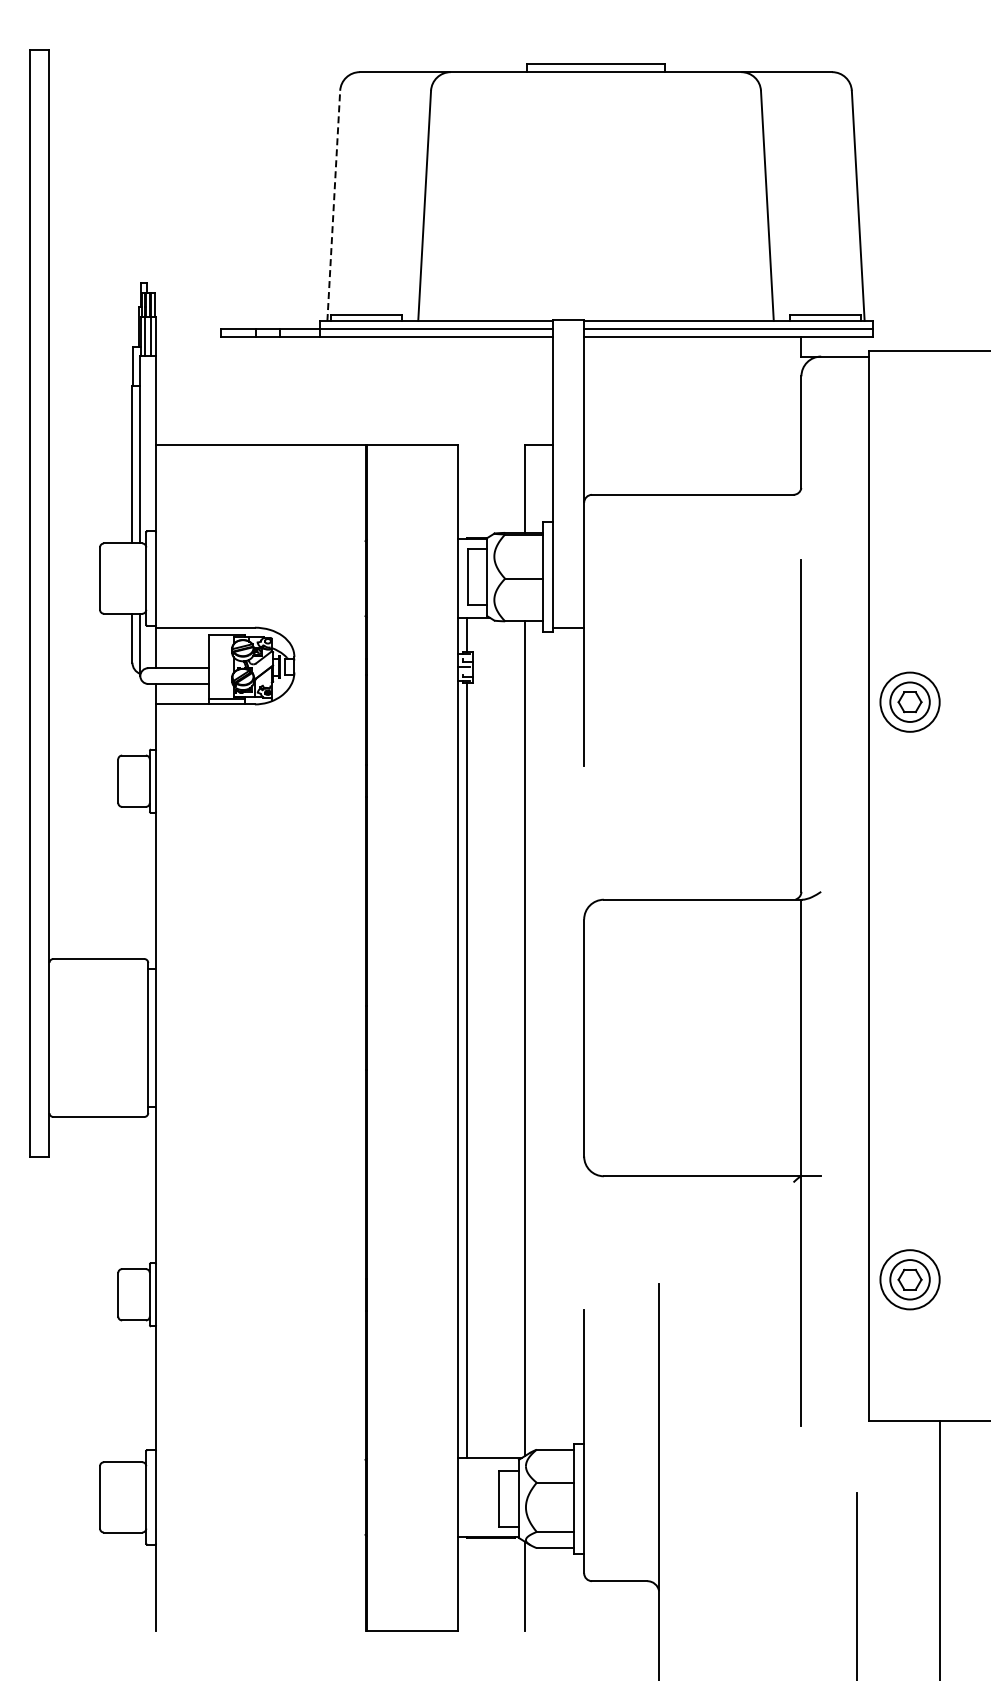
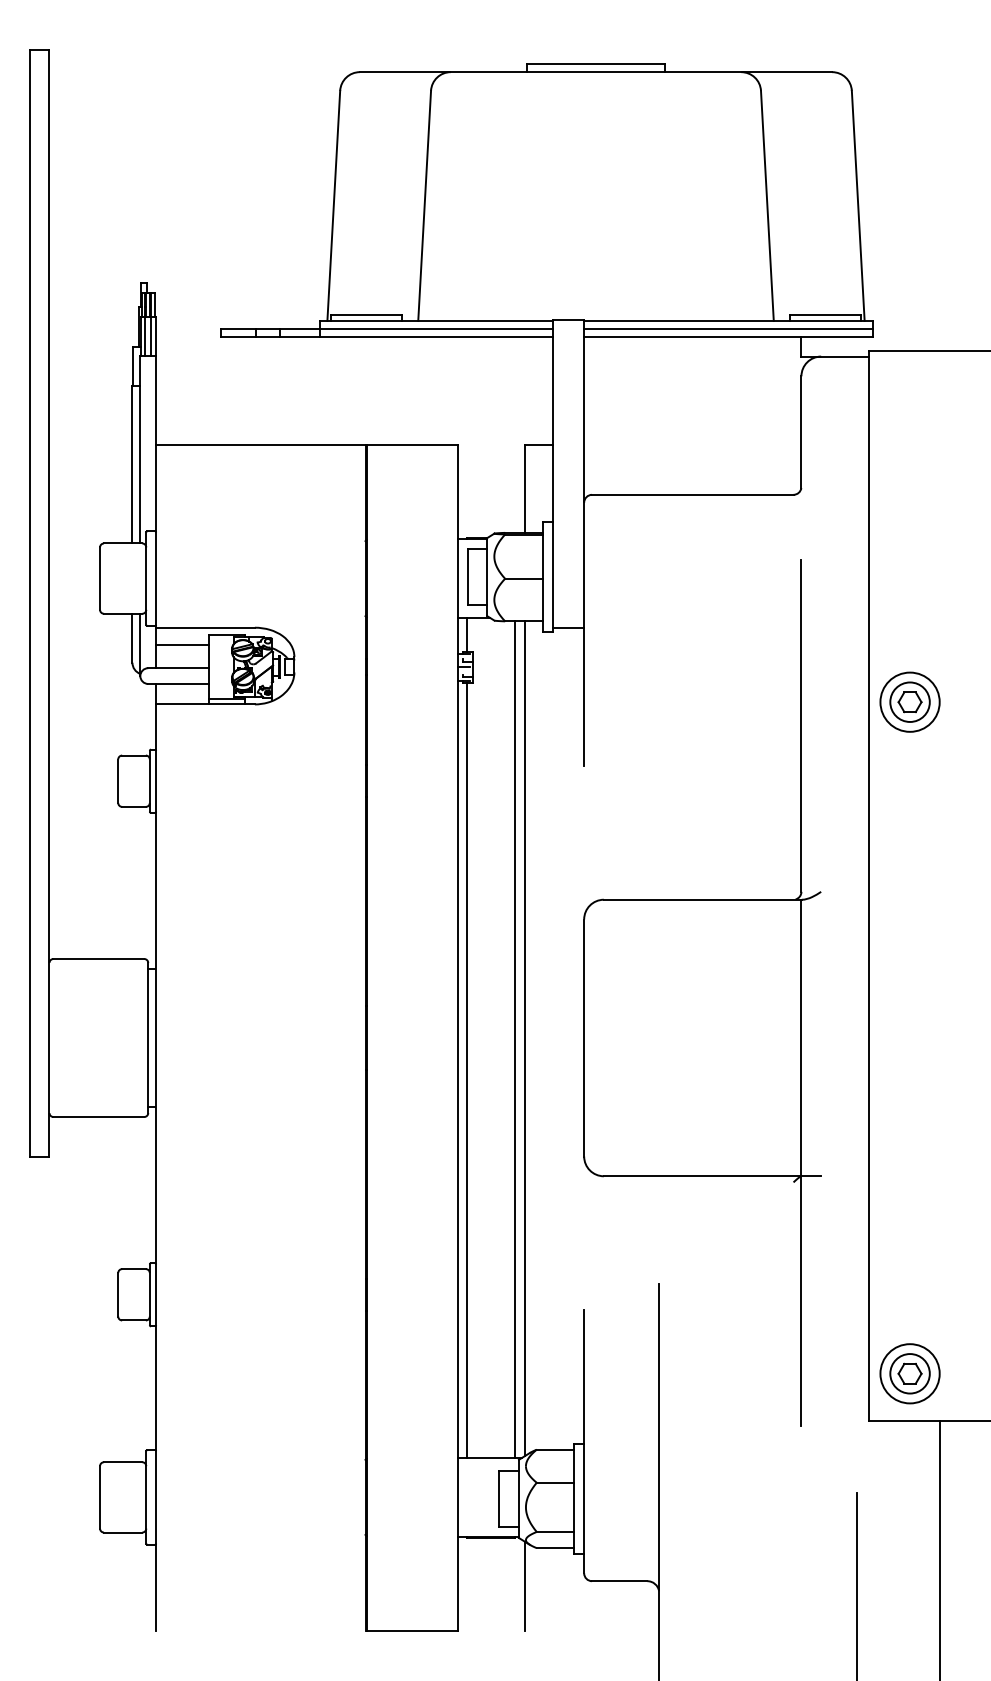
line: dashed -> solid (333, 205)
line: none -> present (182, 645)
line: none -> present (514, 1039)
part position: (909, 1279) -> (909, 1373) (909, 1373)
